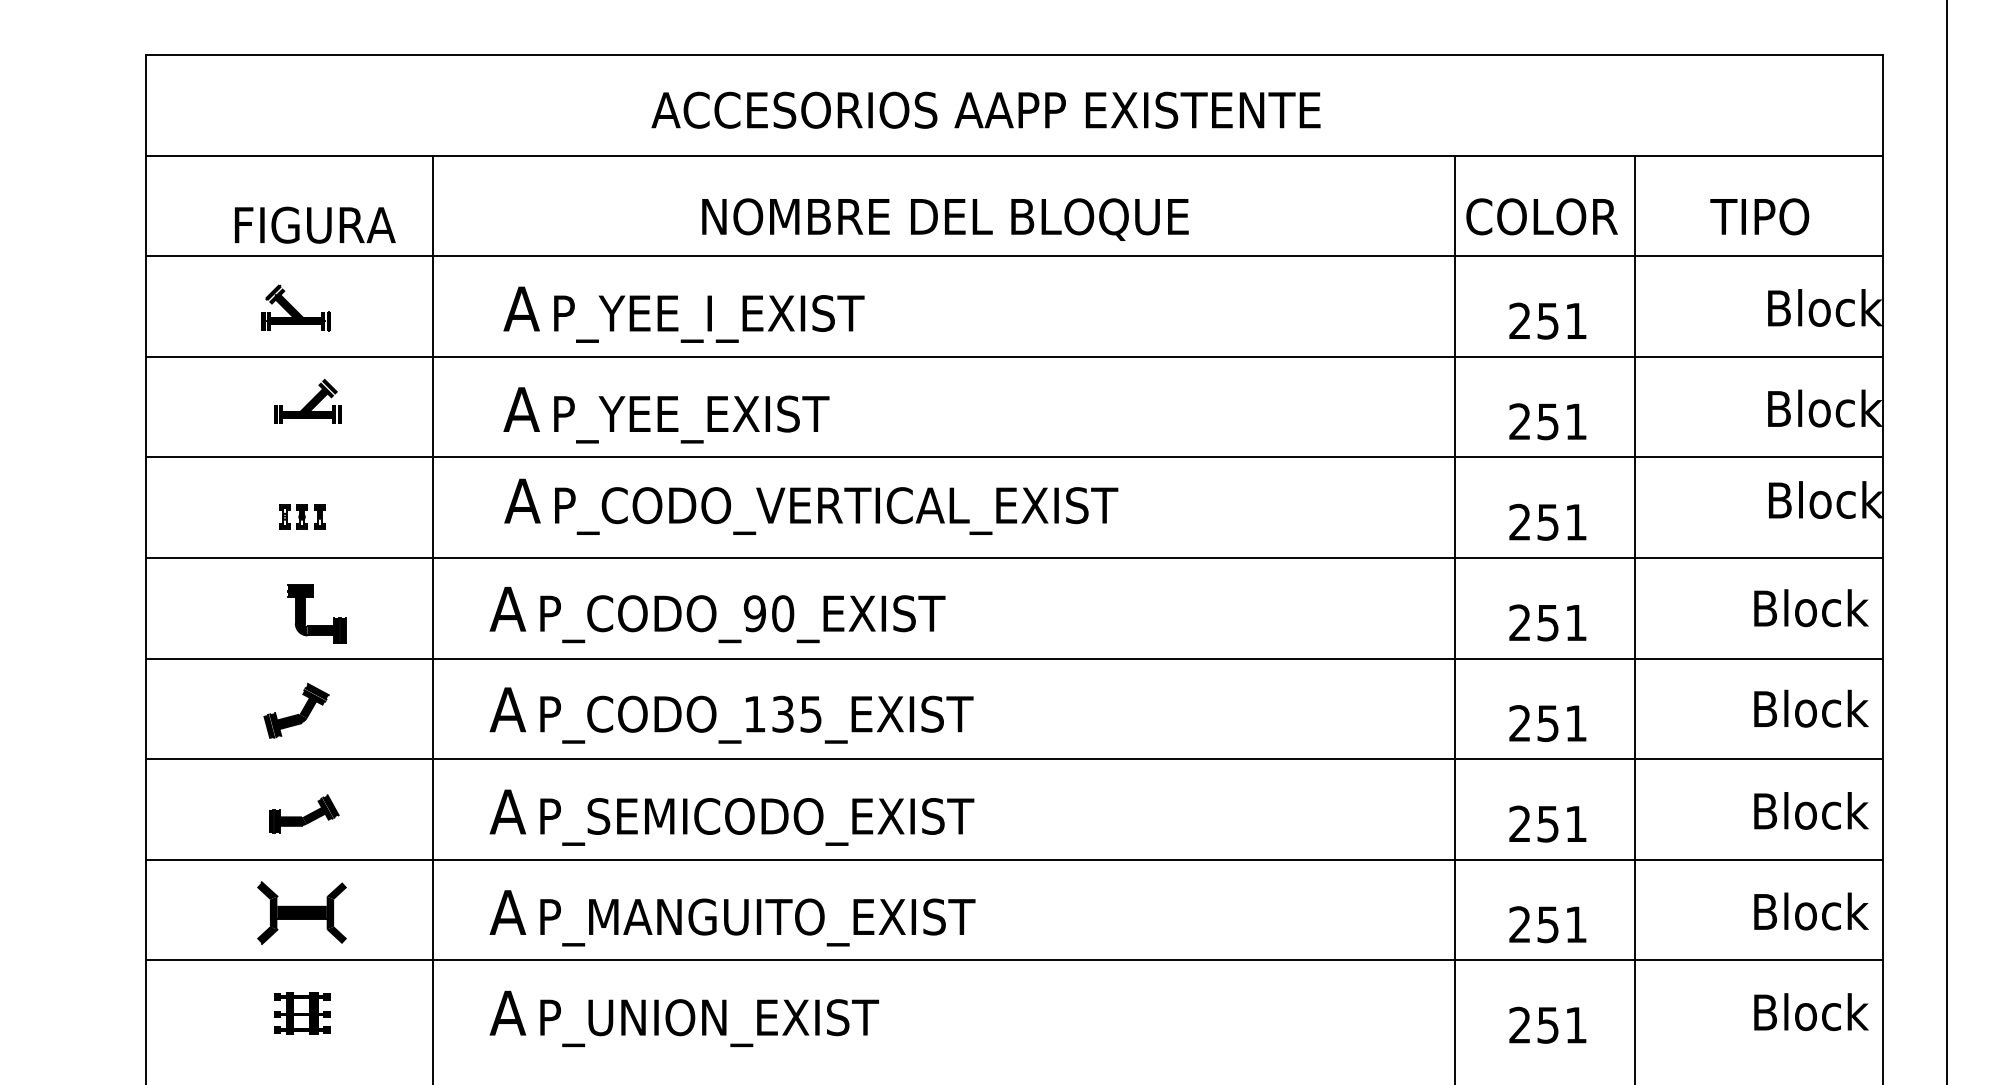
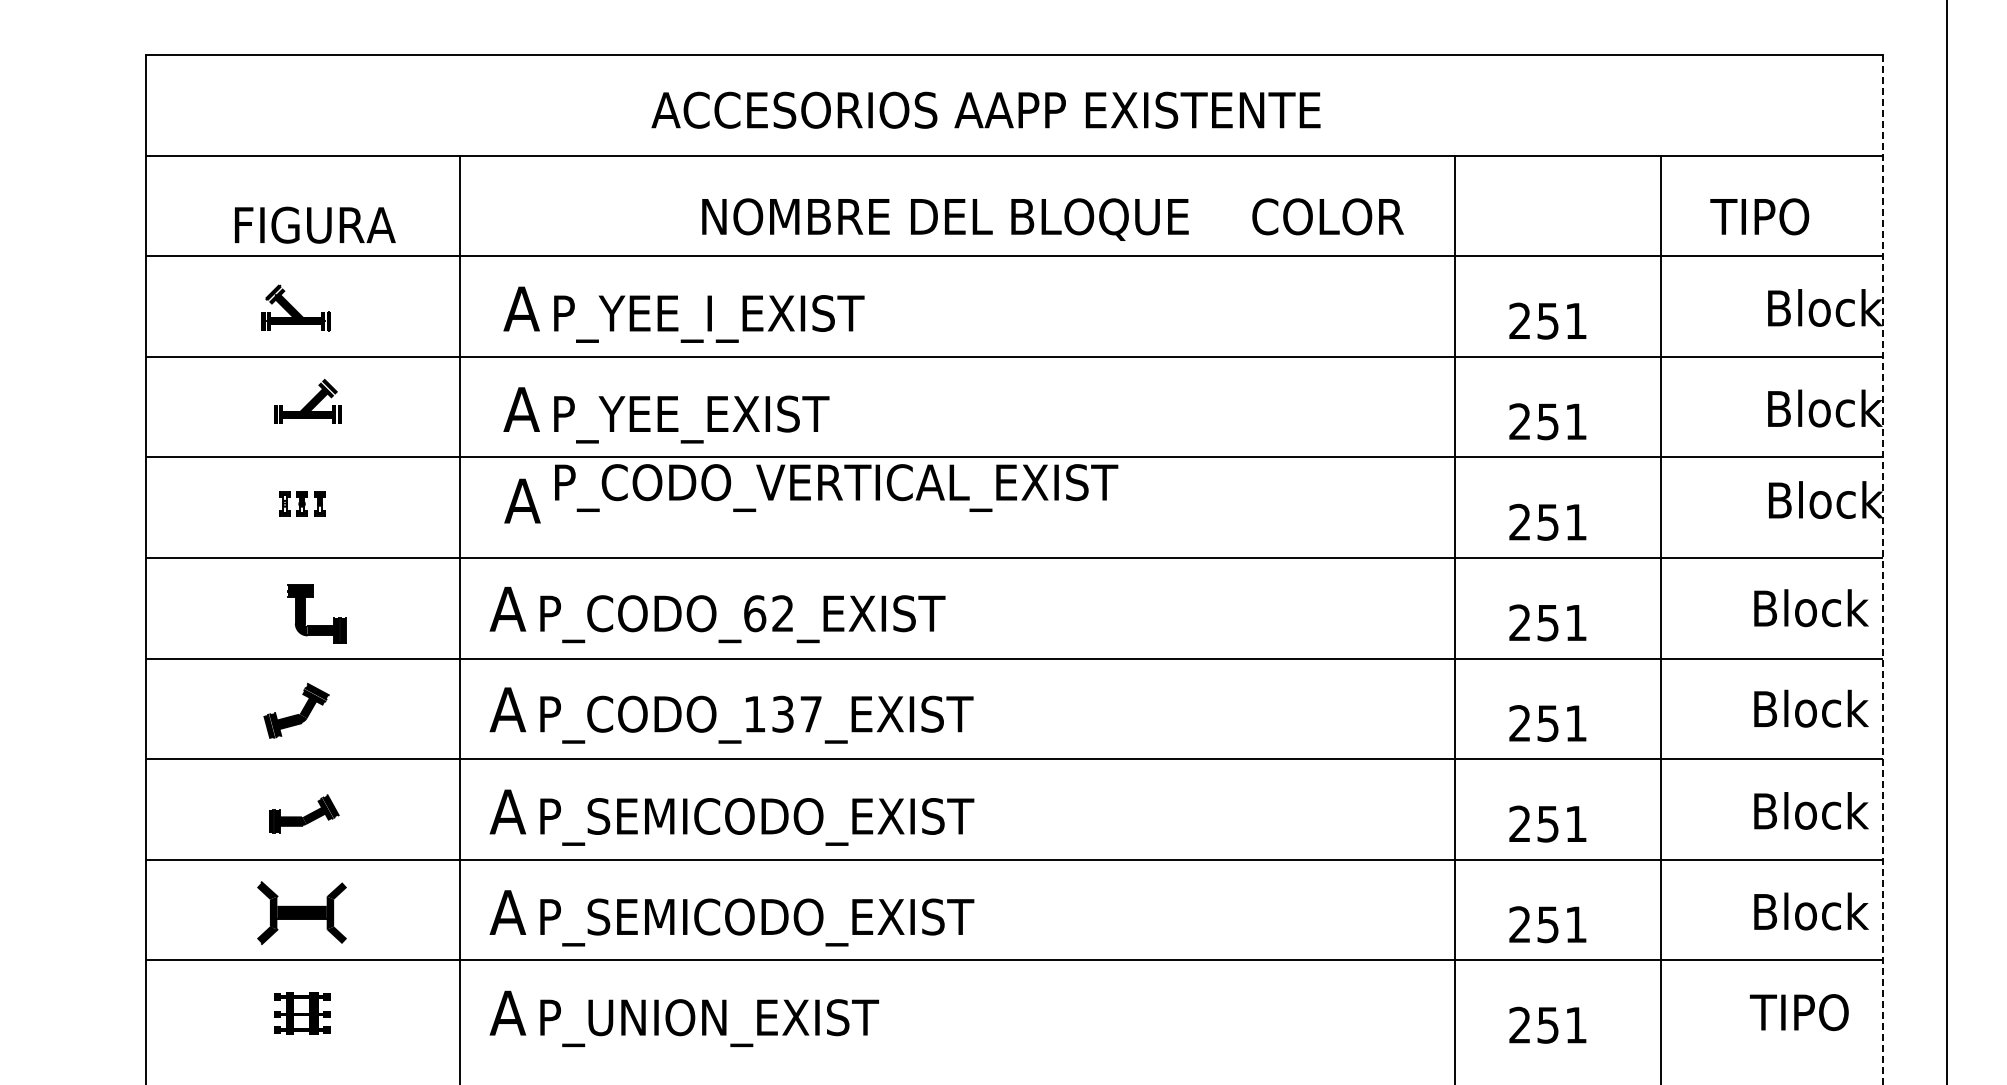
text position: (1541, 216) -> (1327, 216) (1327, 216)
text position: (836, 510) -> (836, 487) (836, 487)
part position: (302, 516) -> (302, 503) (302, 503)
line: solid -> dashed (1882, 570)
text: P_CODO_90_EXIST -> P_CODO_62_EXIST (768, 613)
line position: (433, 618) -> (460, 618) (460, 618)
line position: (1635, 618) -> (1661, 618) (1661, 618)
text: P_CODO_135_EXIST -> P_CODO_137_EXIST (810, 714)
text: P_MANGUITO_EXIST -> P_SEMICODO_EXIST (781, 922)
text: Block -> TIPO (1808, 1012)
